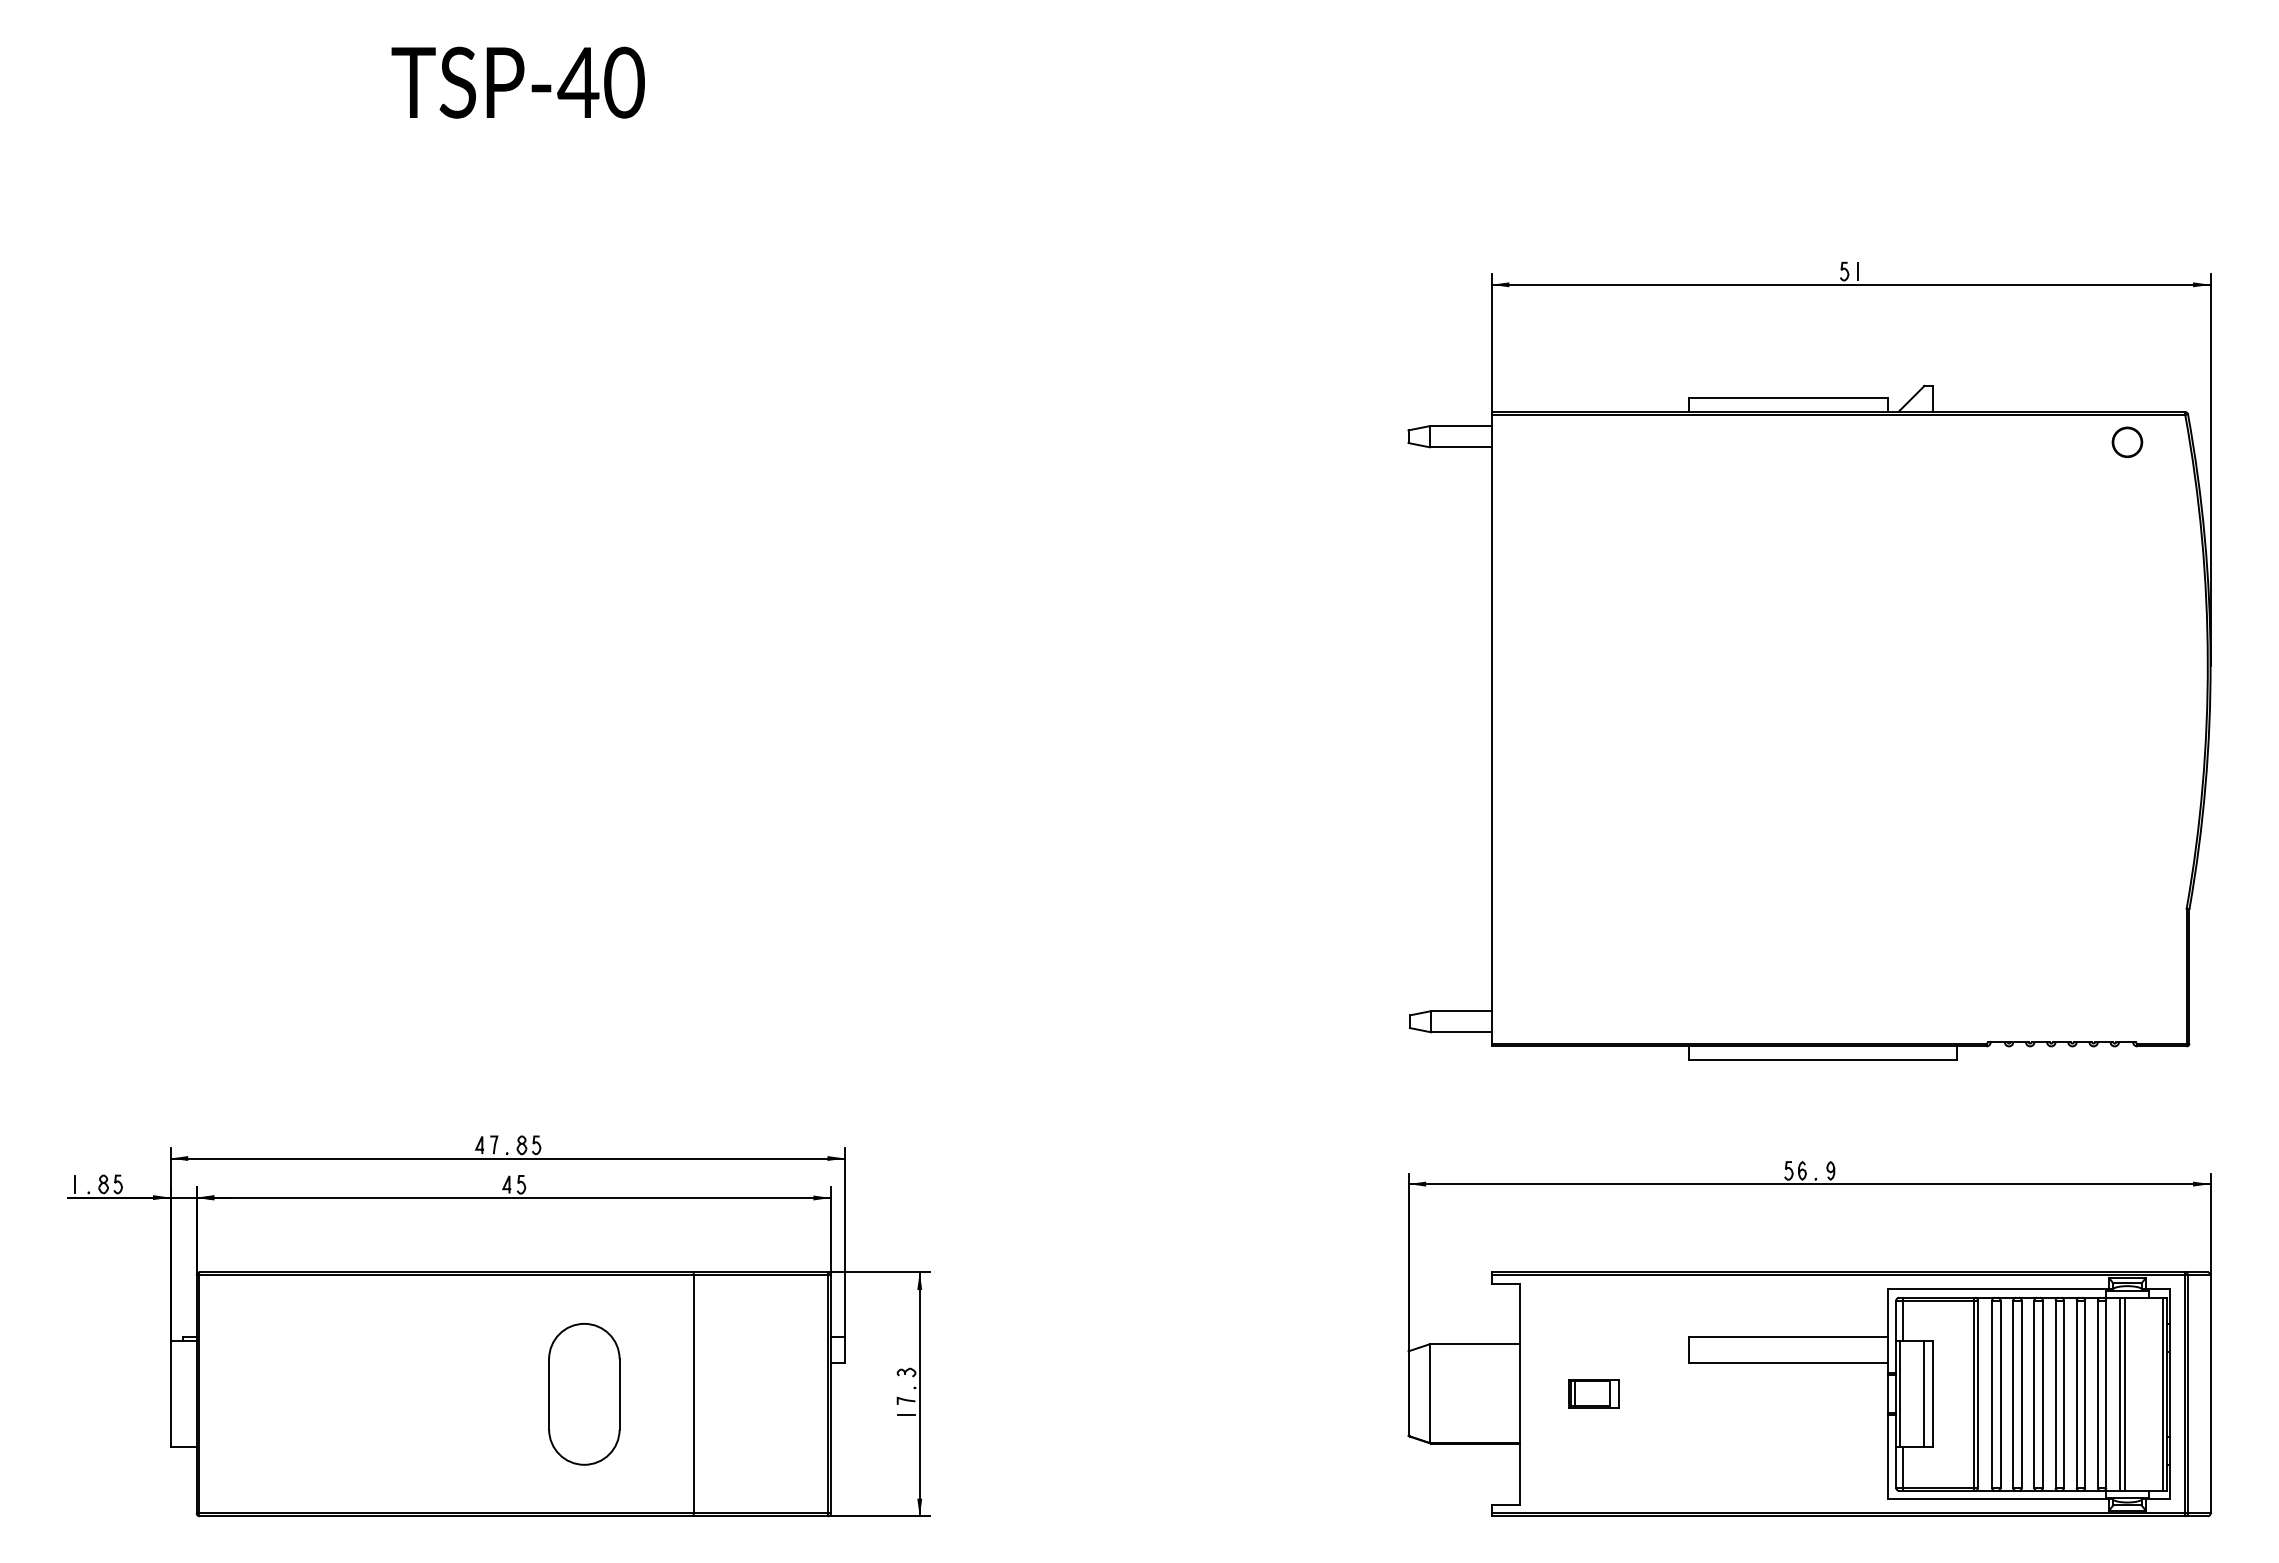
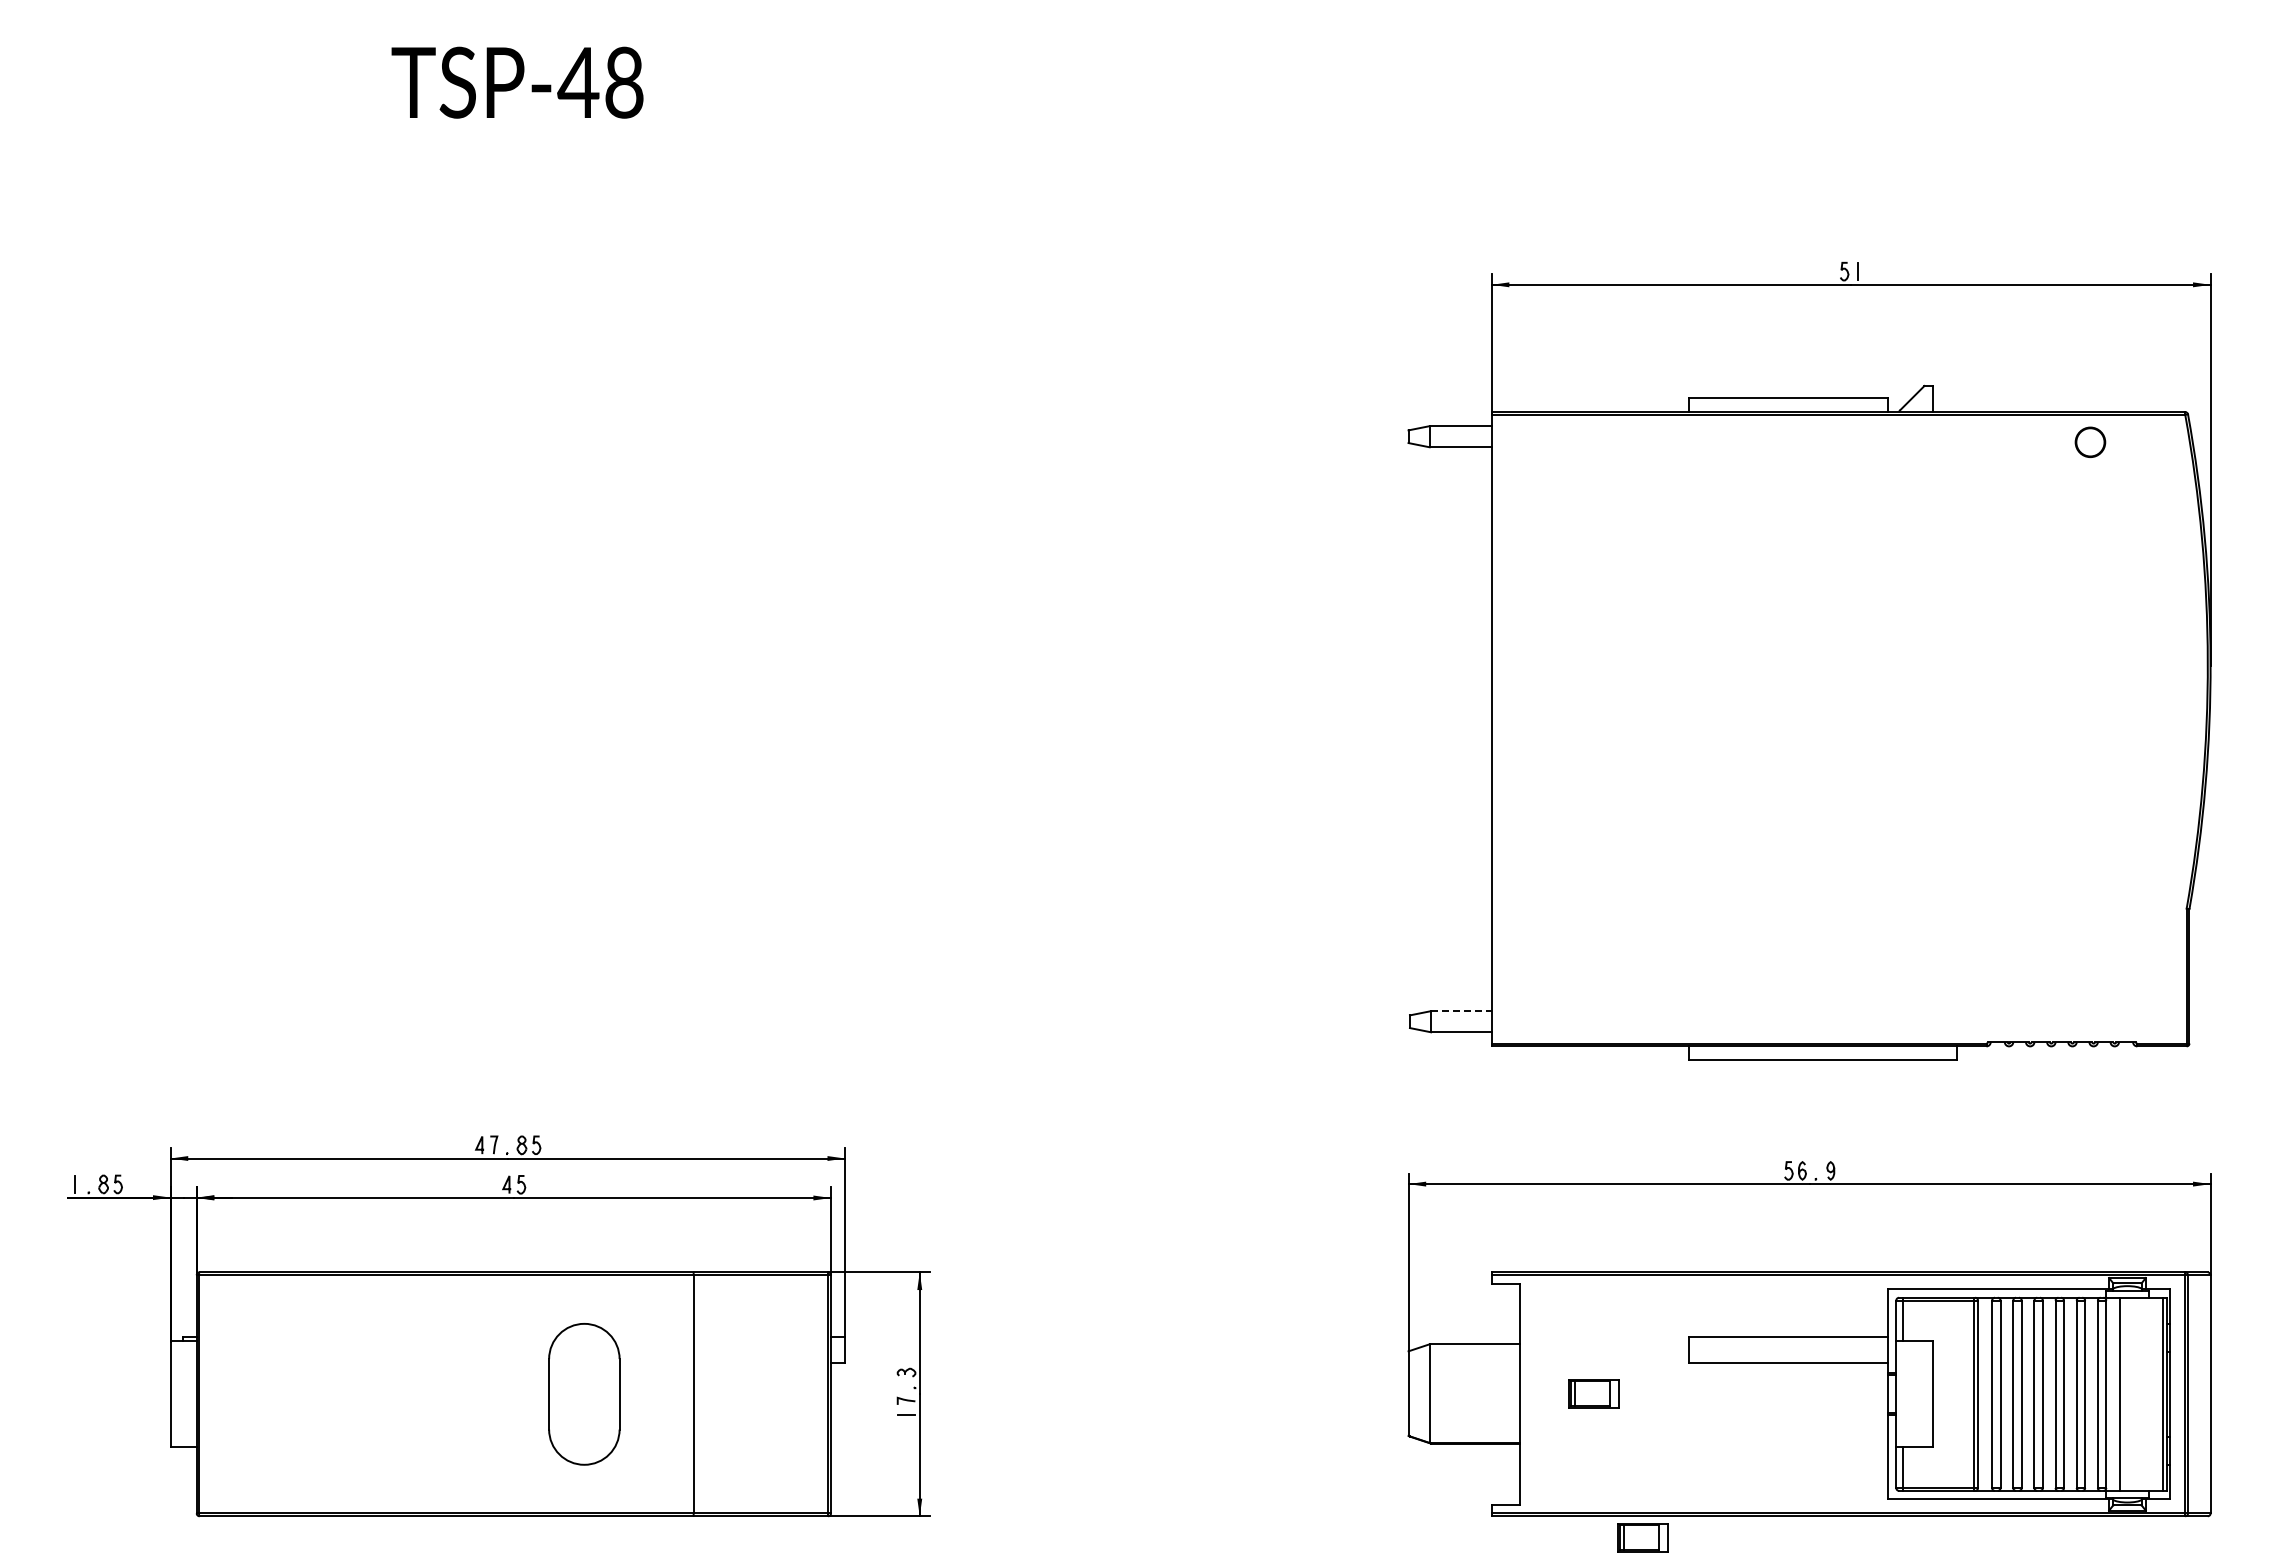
text: TSP-40 -> TSP-48 (624, 82)
part position: (2127, 441) -> (2090, 441) (2090, 441)
line: solid -> dashed (1461, 1011)
line: present -> none (2124, 1393)
line: present -> none (1900, 1394)
line: present -> none (1924, 1394)
part: none -> present (1642, 1537)
